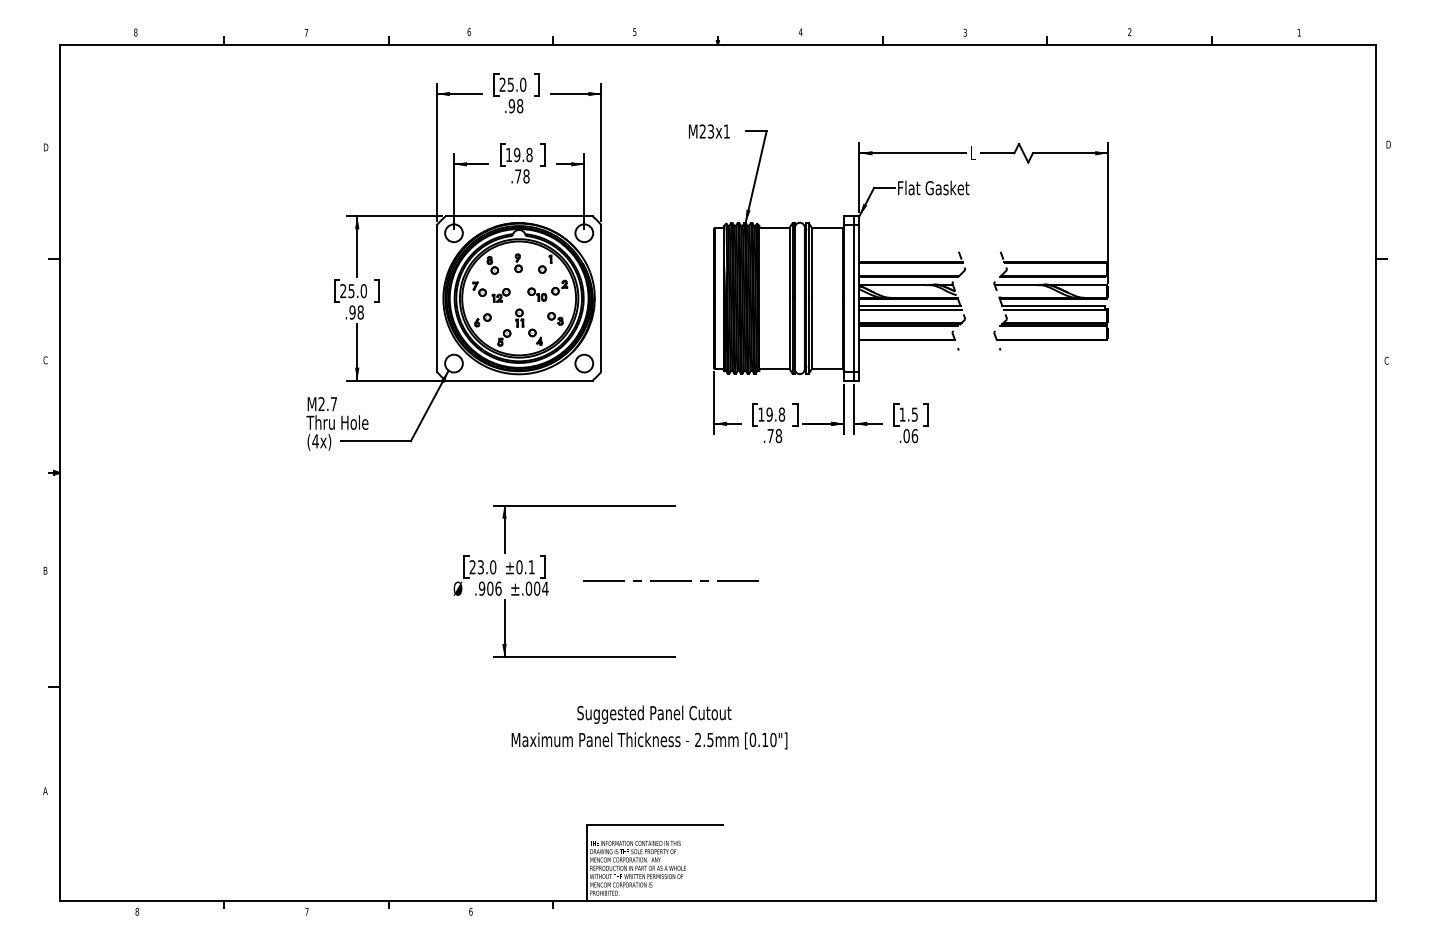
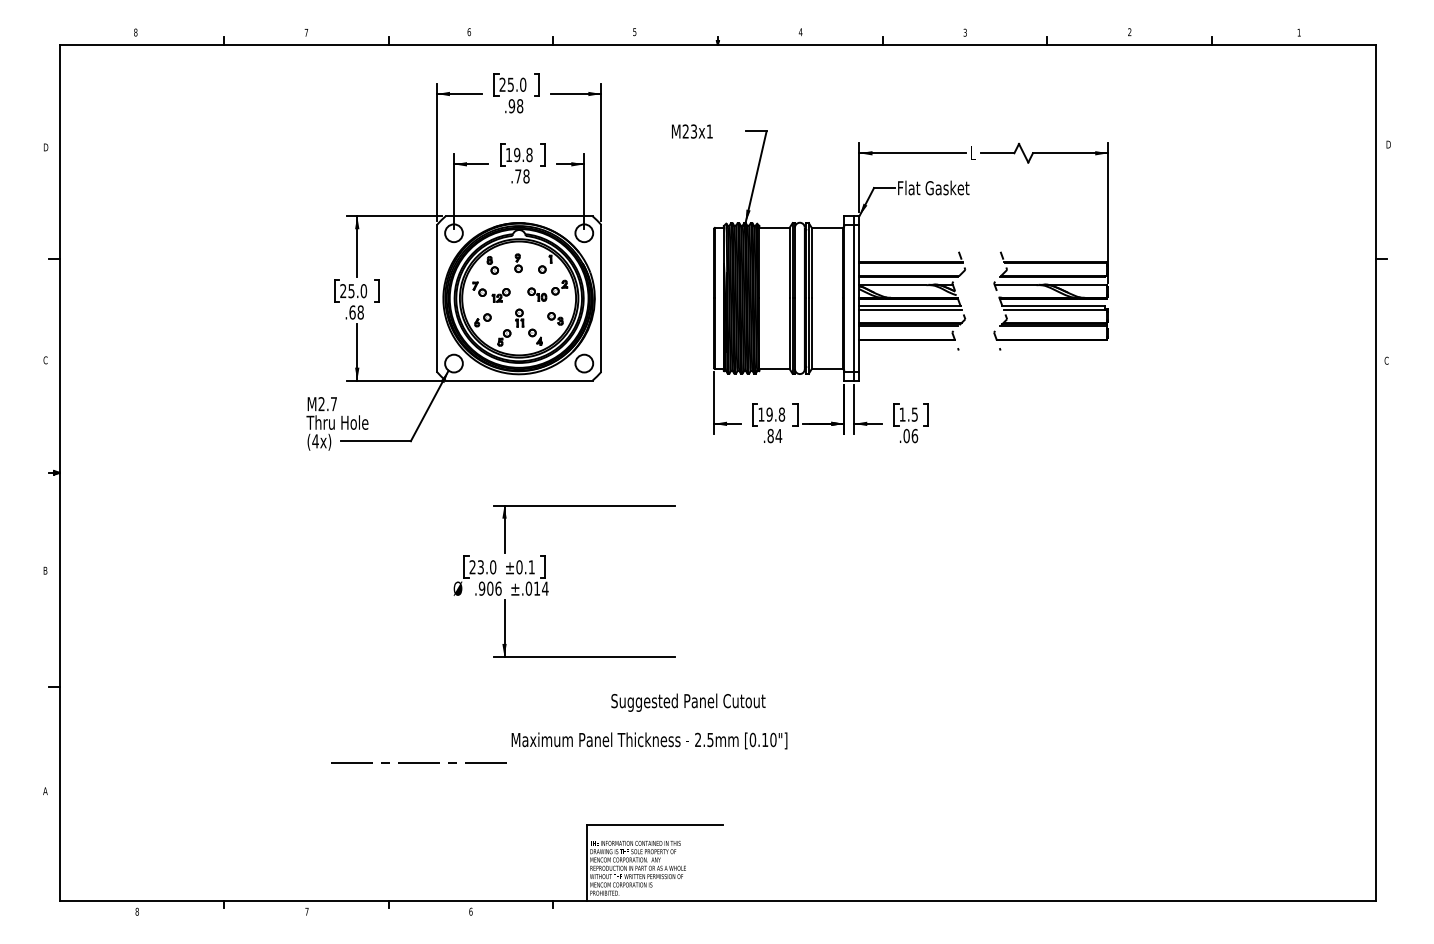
text position: (709, 131) -> (692, 131) (692, 131)
text: .98 -> .68 (352, 312)
text: .78 -> .84 (774, 435)
line position: (670, 580) -> (418, 762) (418, 762)
text: ±.004 -> ±.014 (537, 588)
text position: (654, 714) -> (688, 702) (688, 702)
